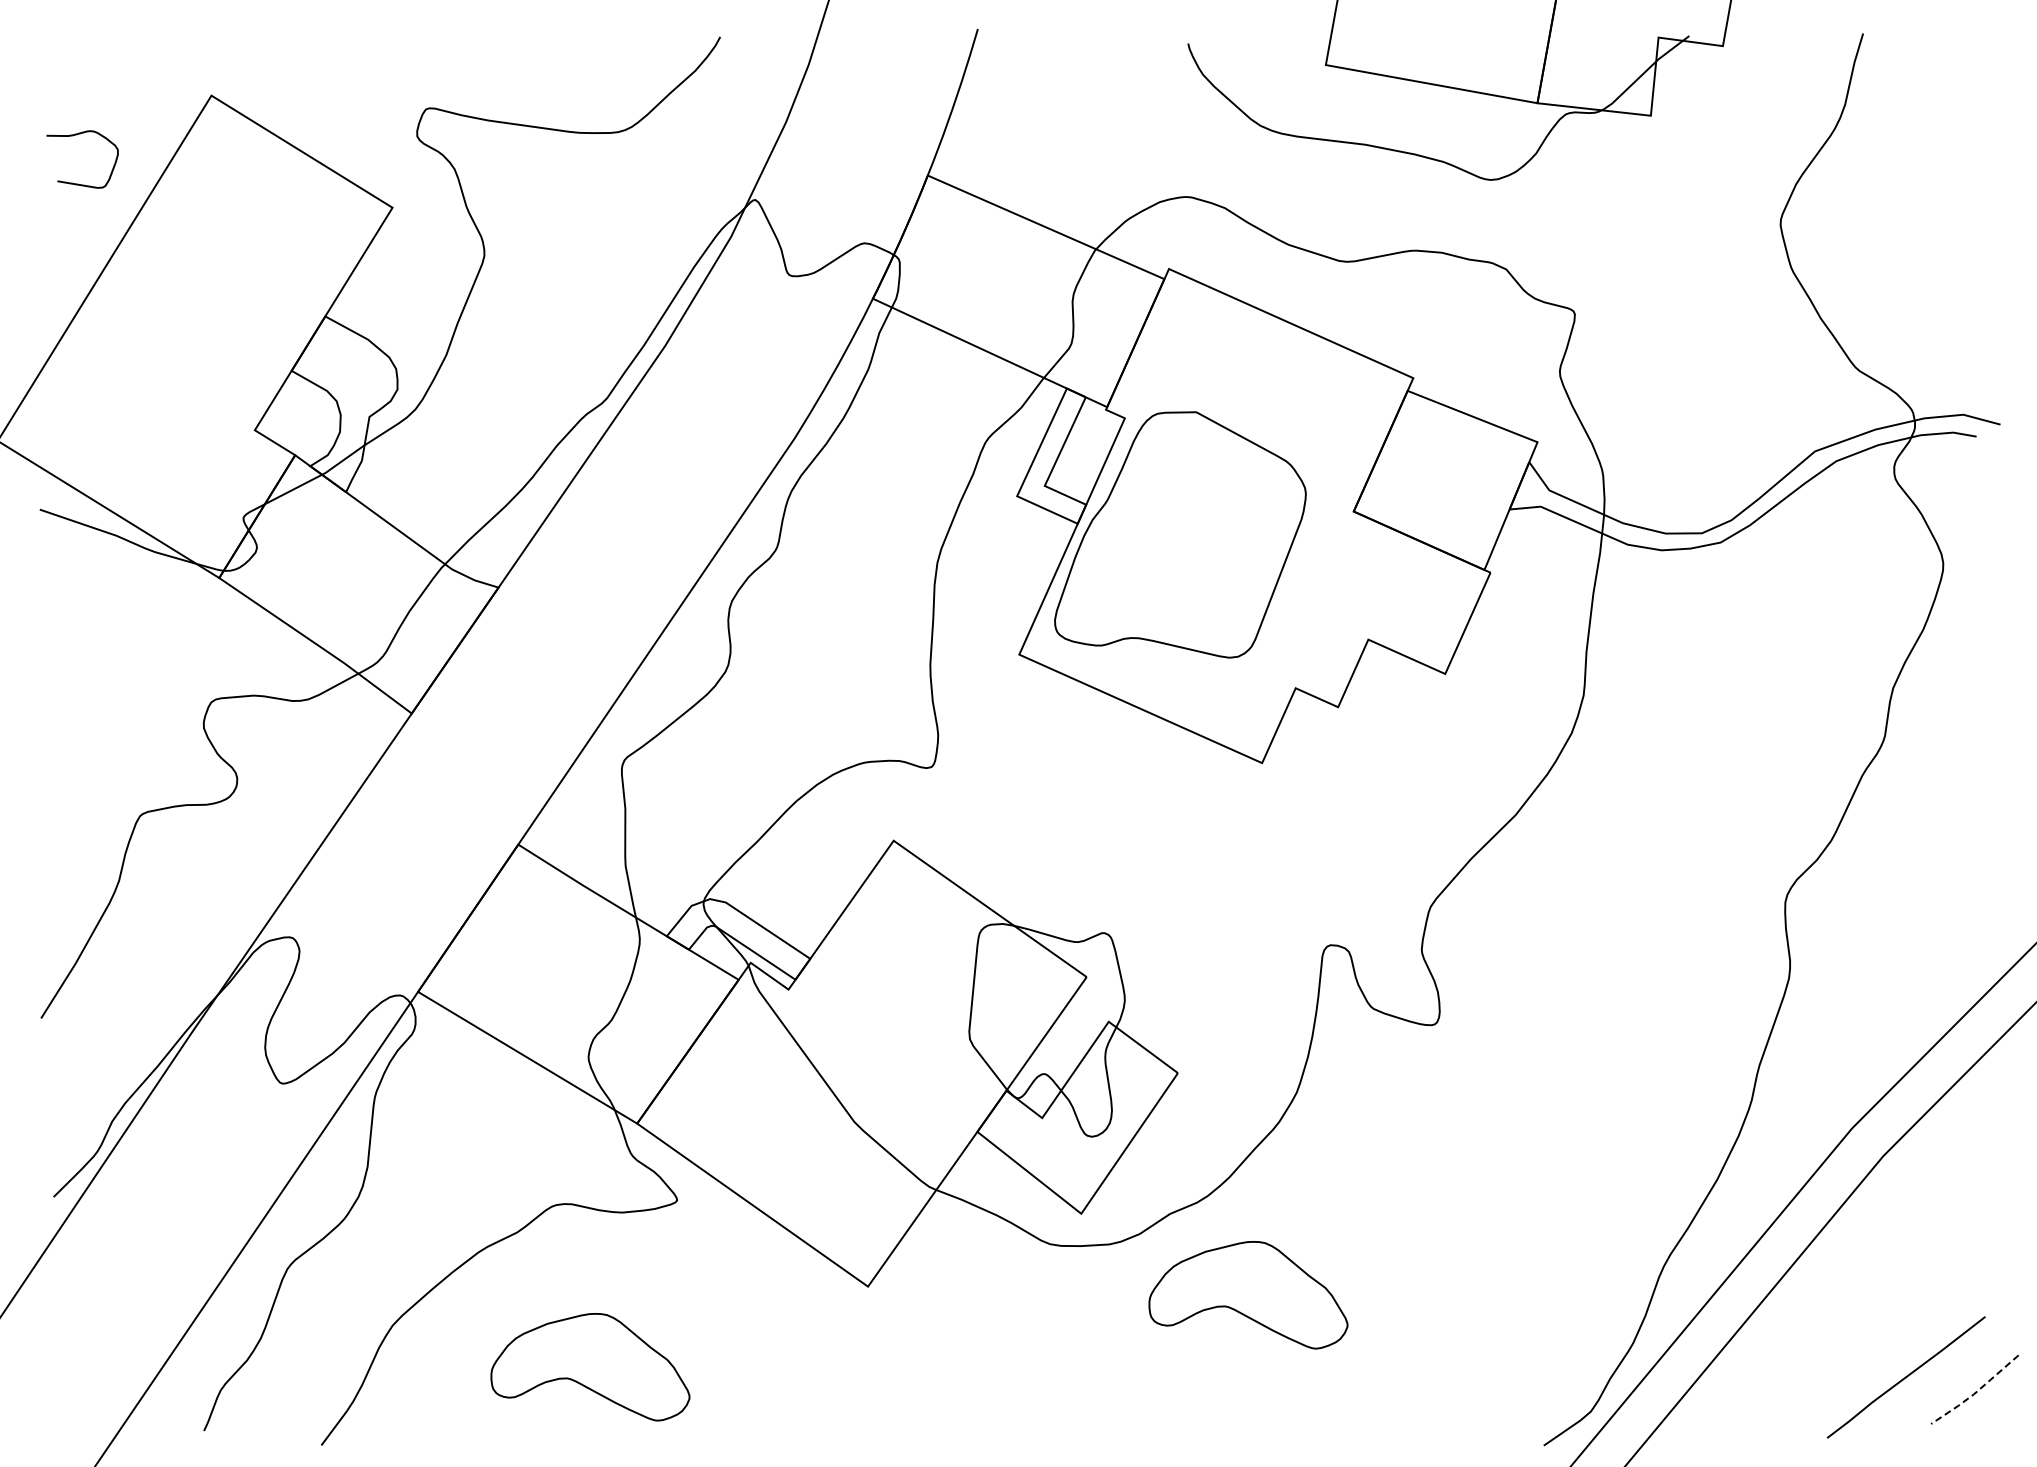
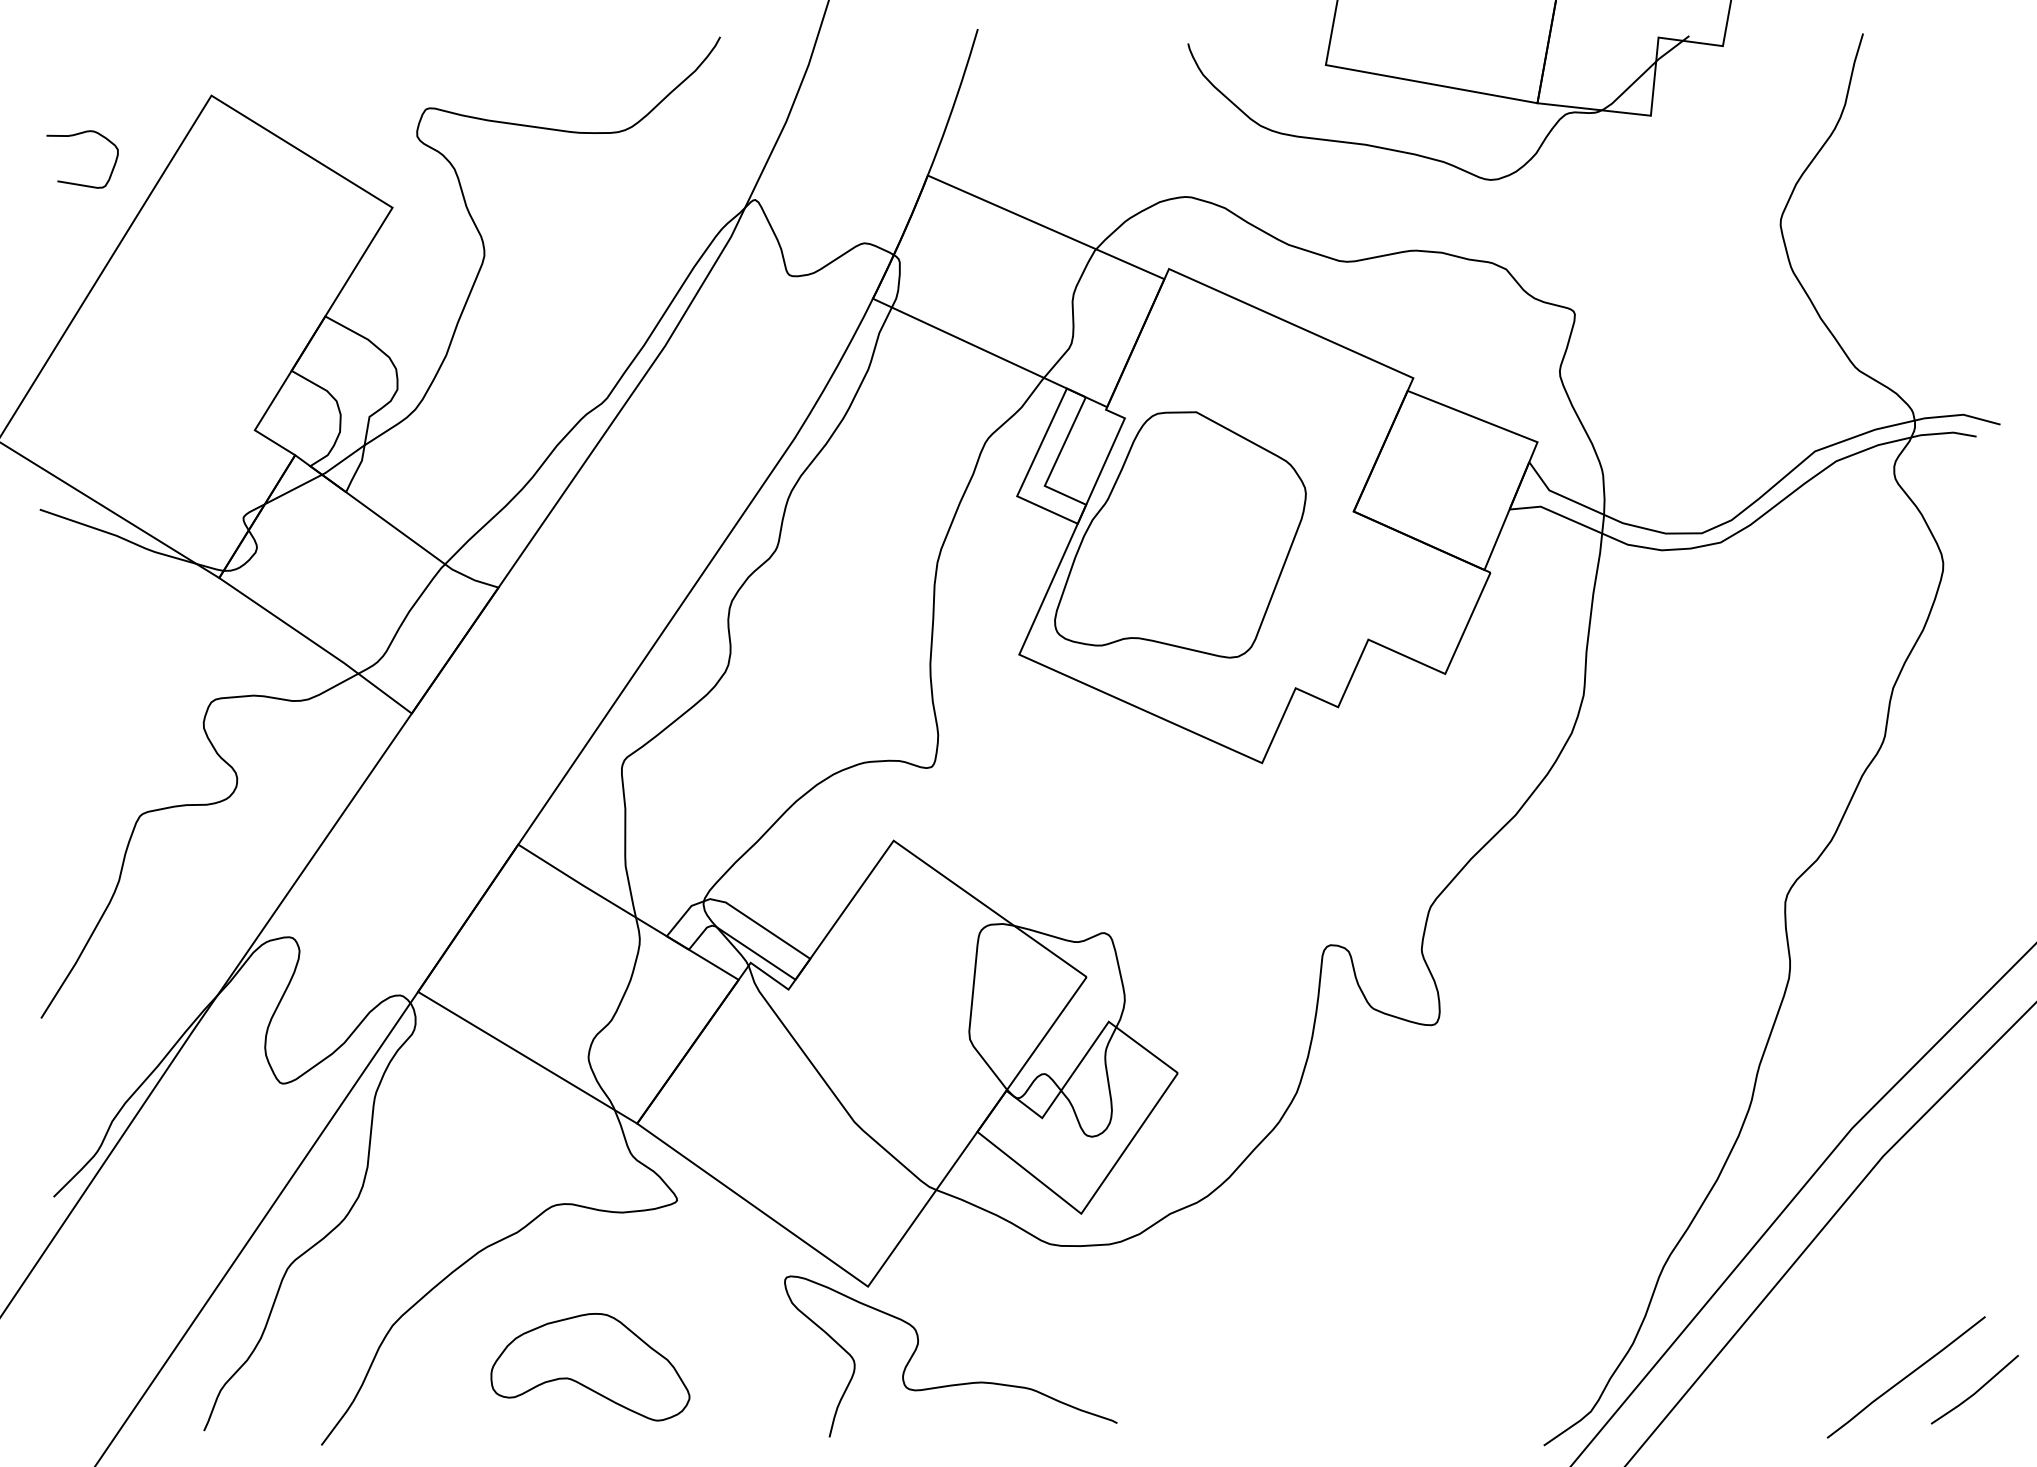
part: present -> none (1248, 1295)
curve: none -> present (957, 1383)
line: dashed -> solid (1975, 1392)
